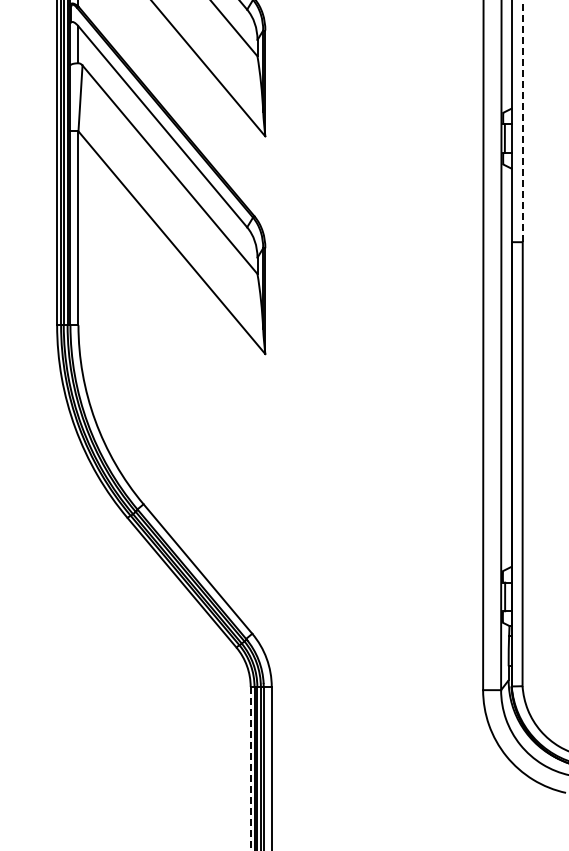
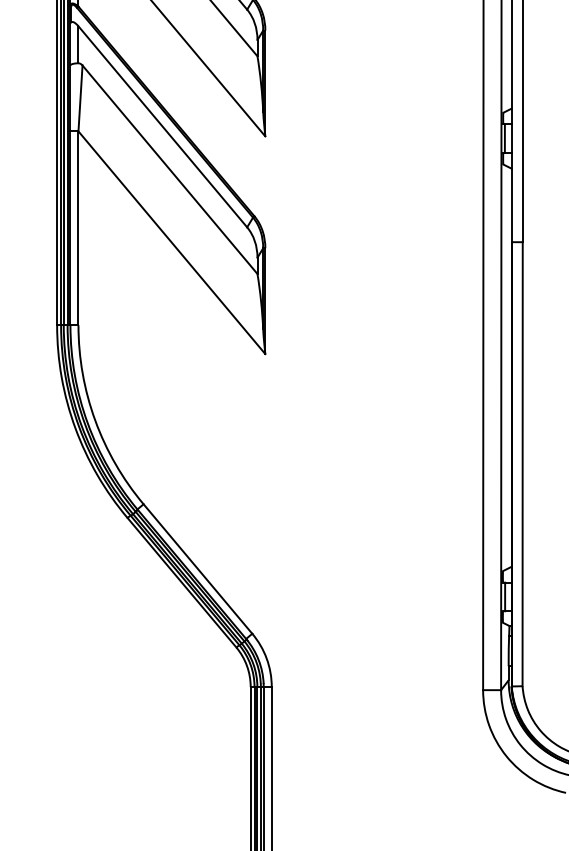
line: dashed -> solid (522, 121)
line: dashed -> solid (250, 768)
